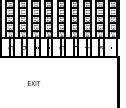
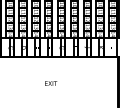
text position: (34, 83) -> (51, 83) (51, 83)
